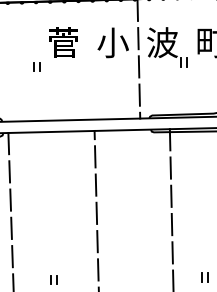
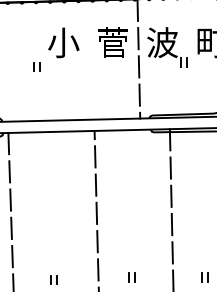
text: 菅 -> 小 (63, 42)
text: 小 -> 菅 (112, 42)
part: none -> present (131, 277)
